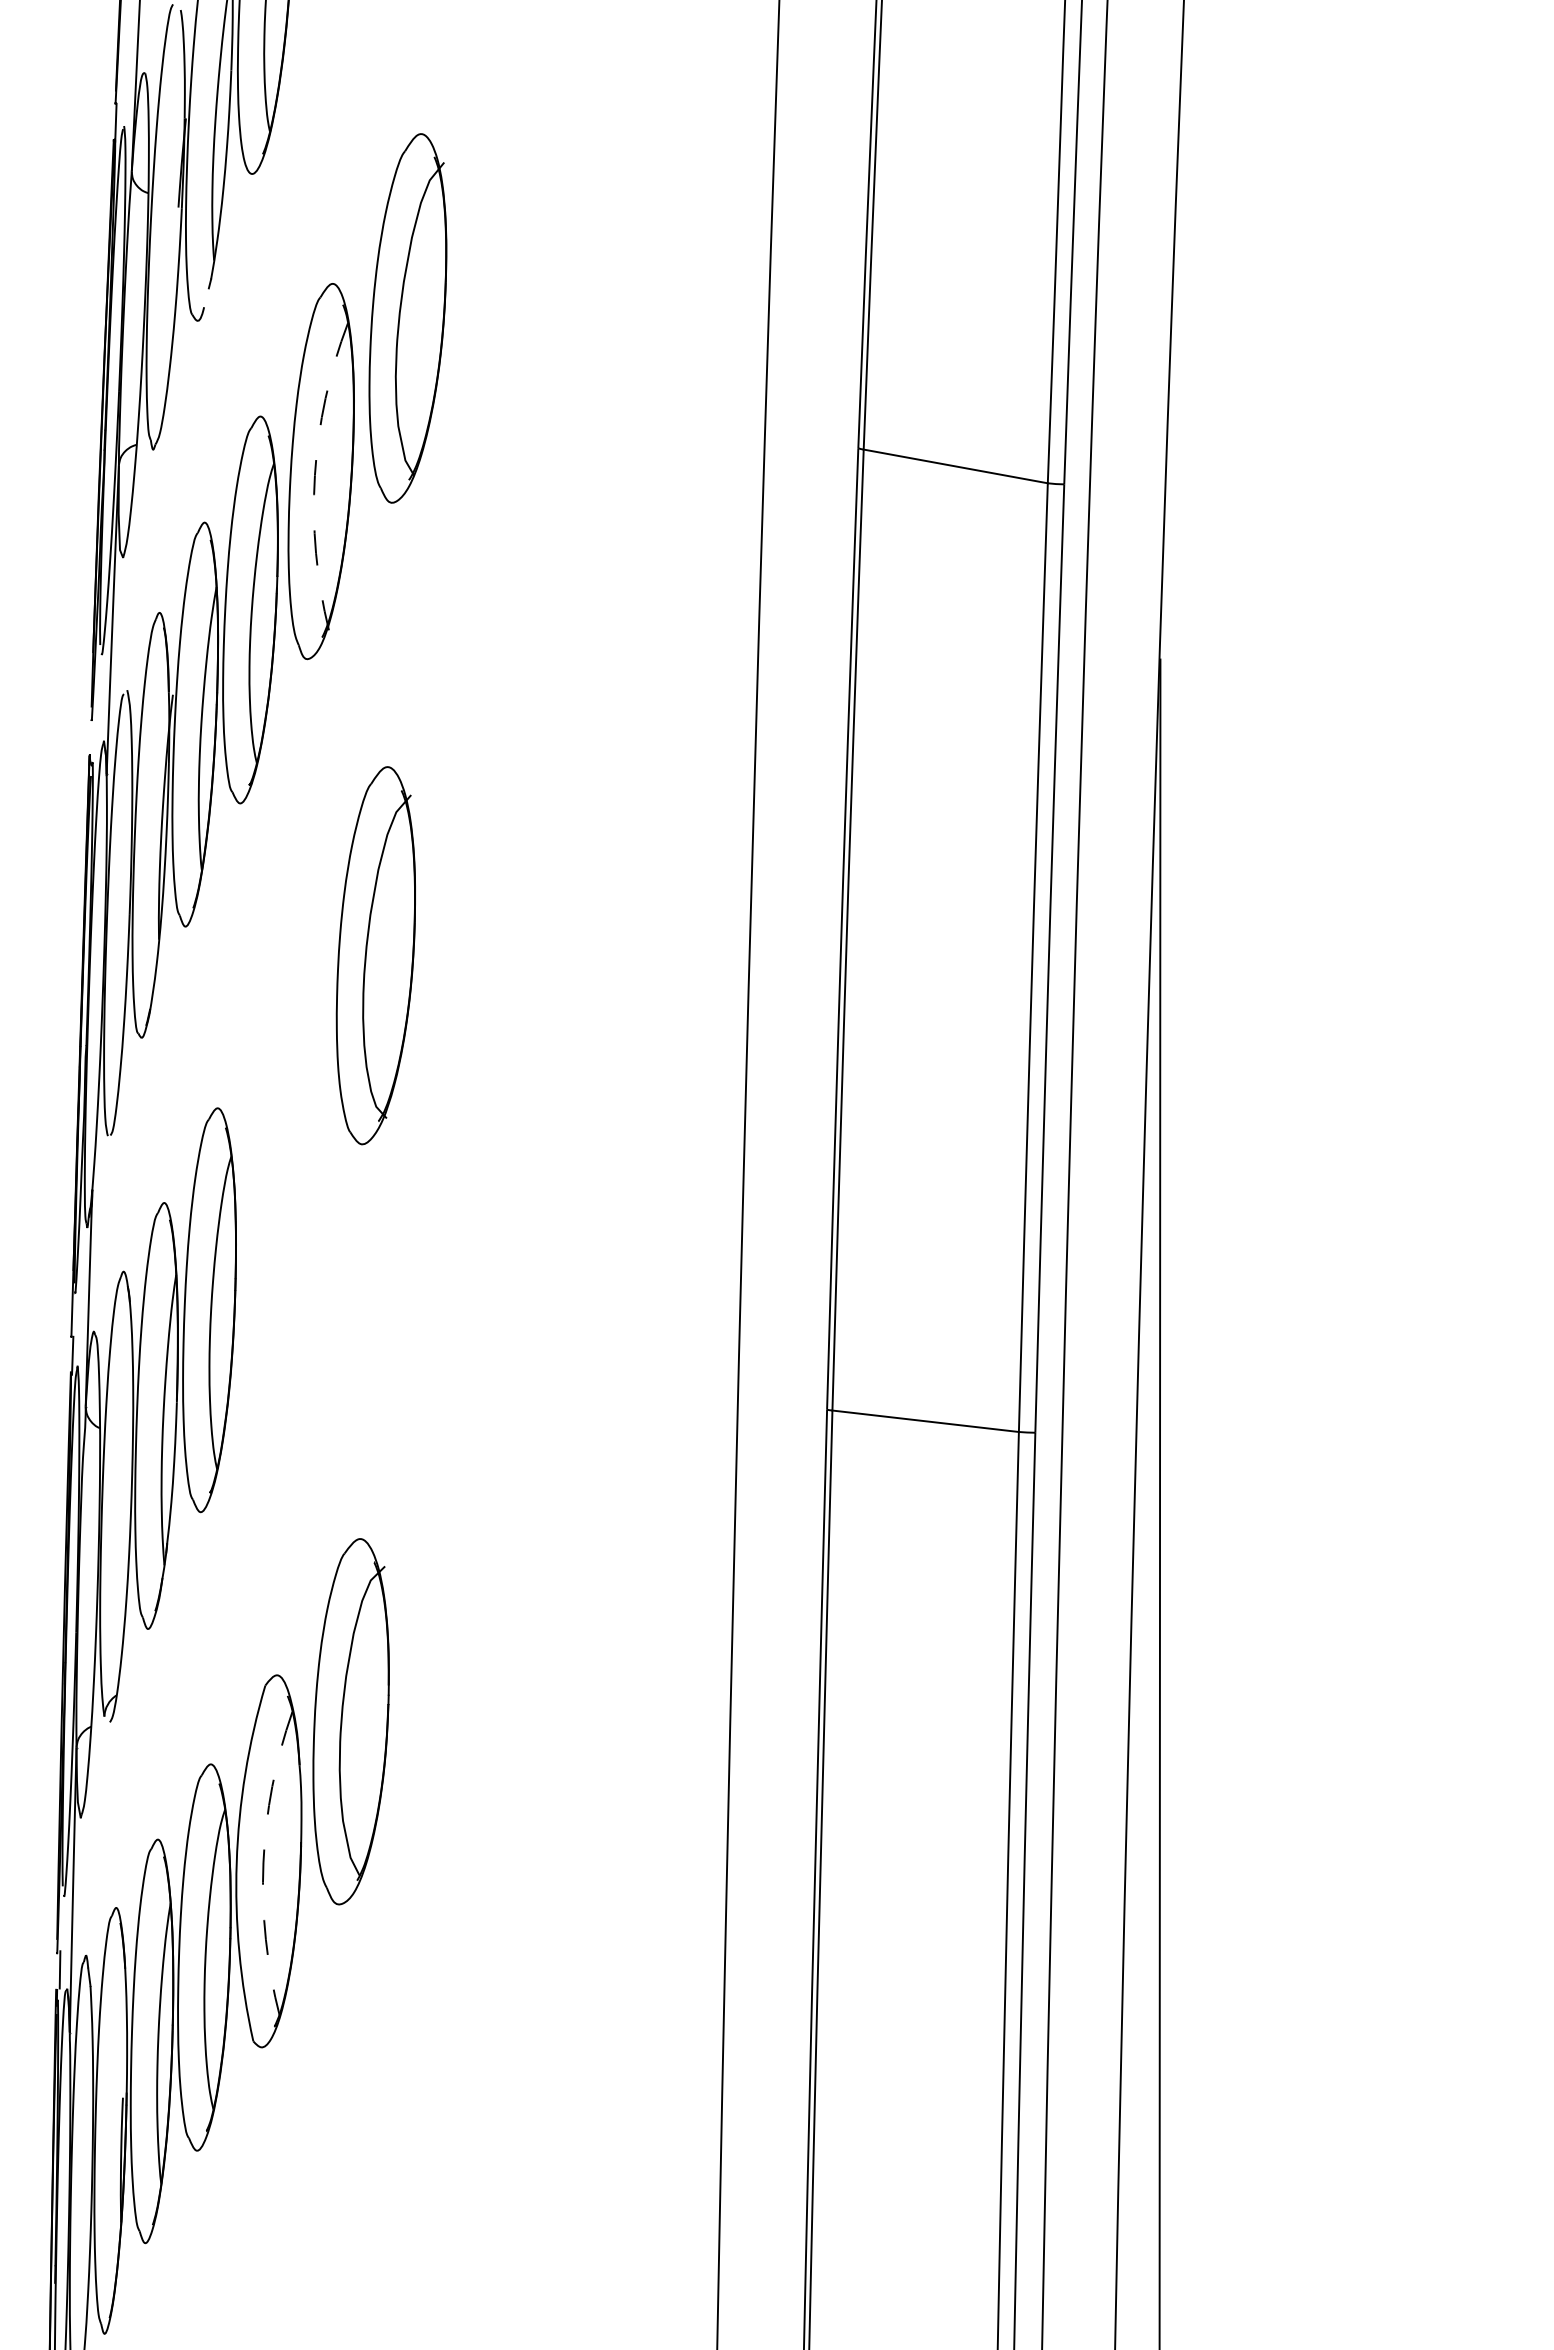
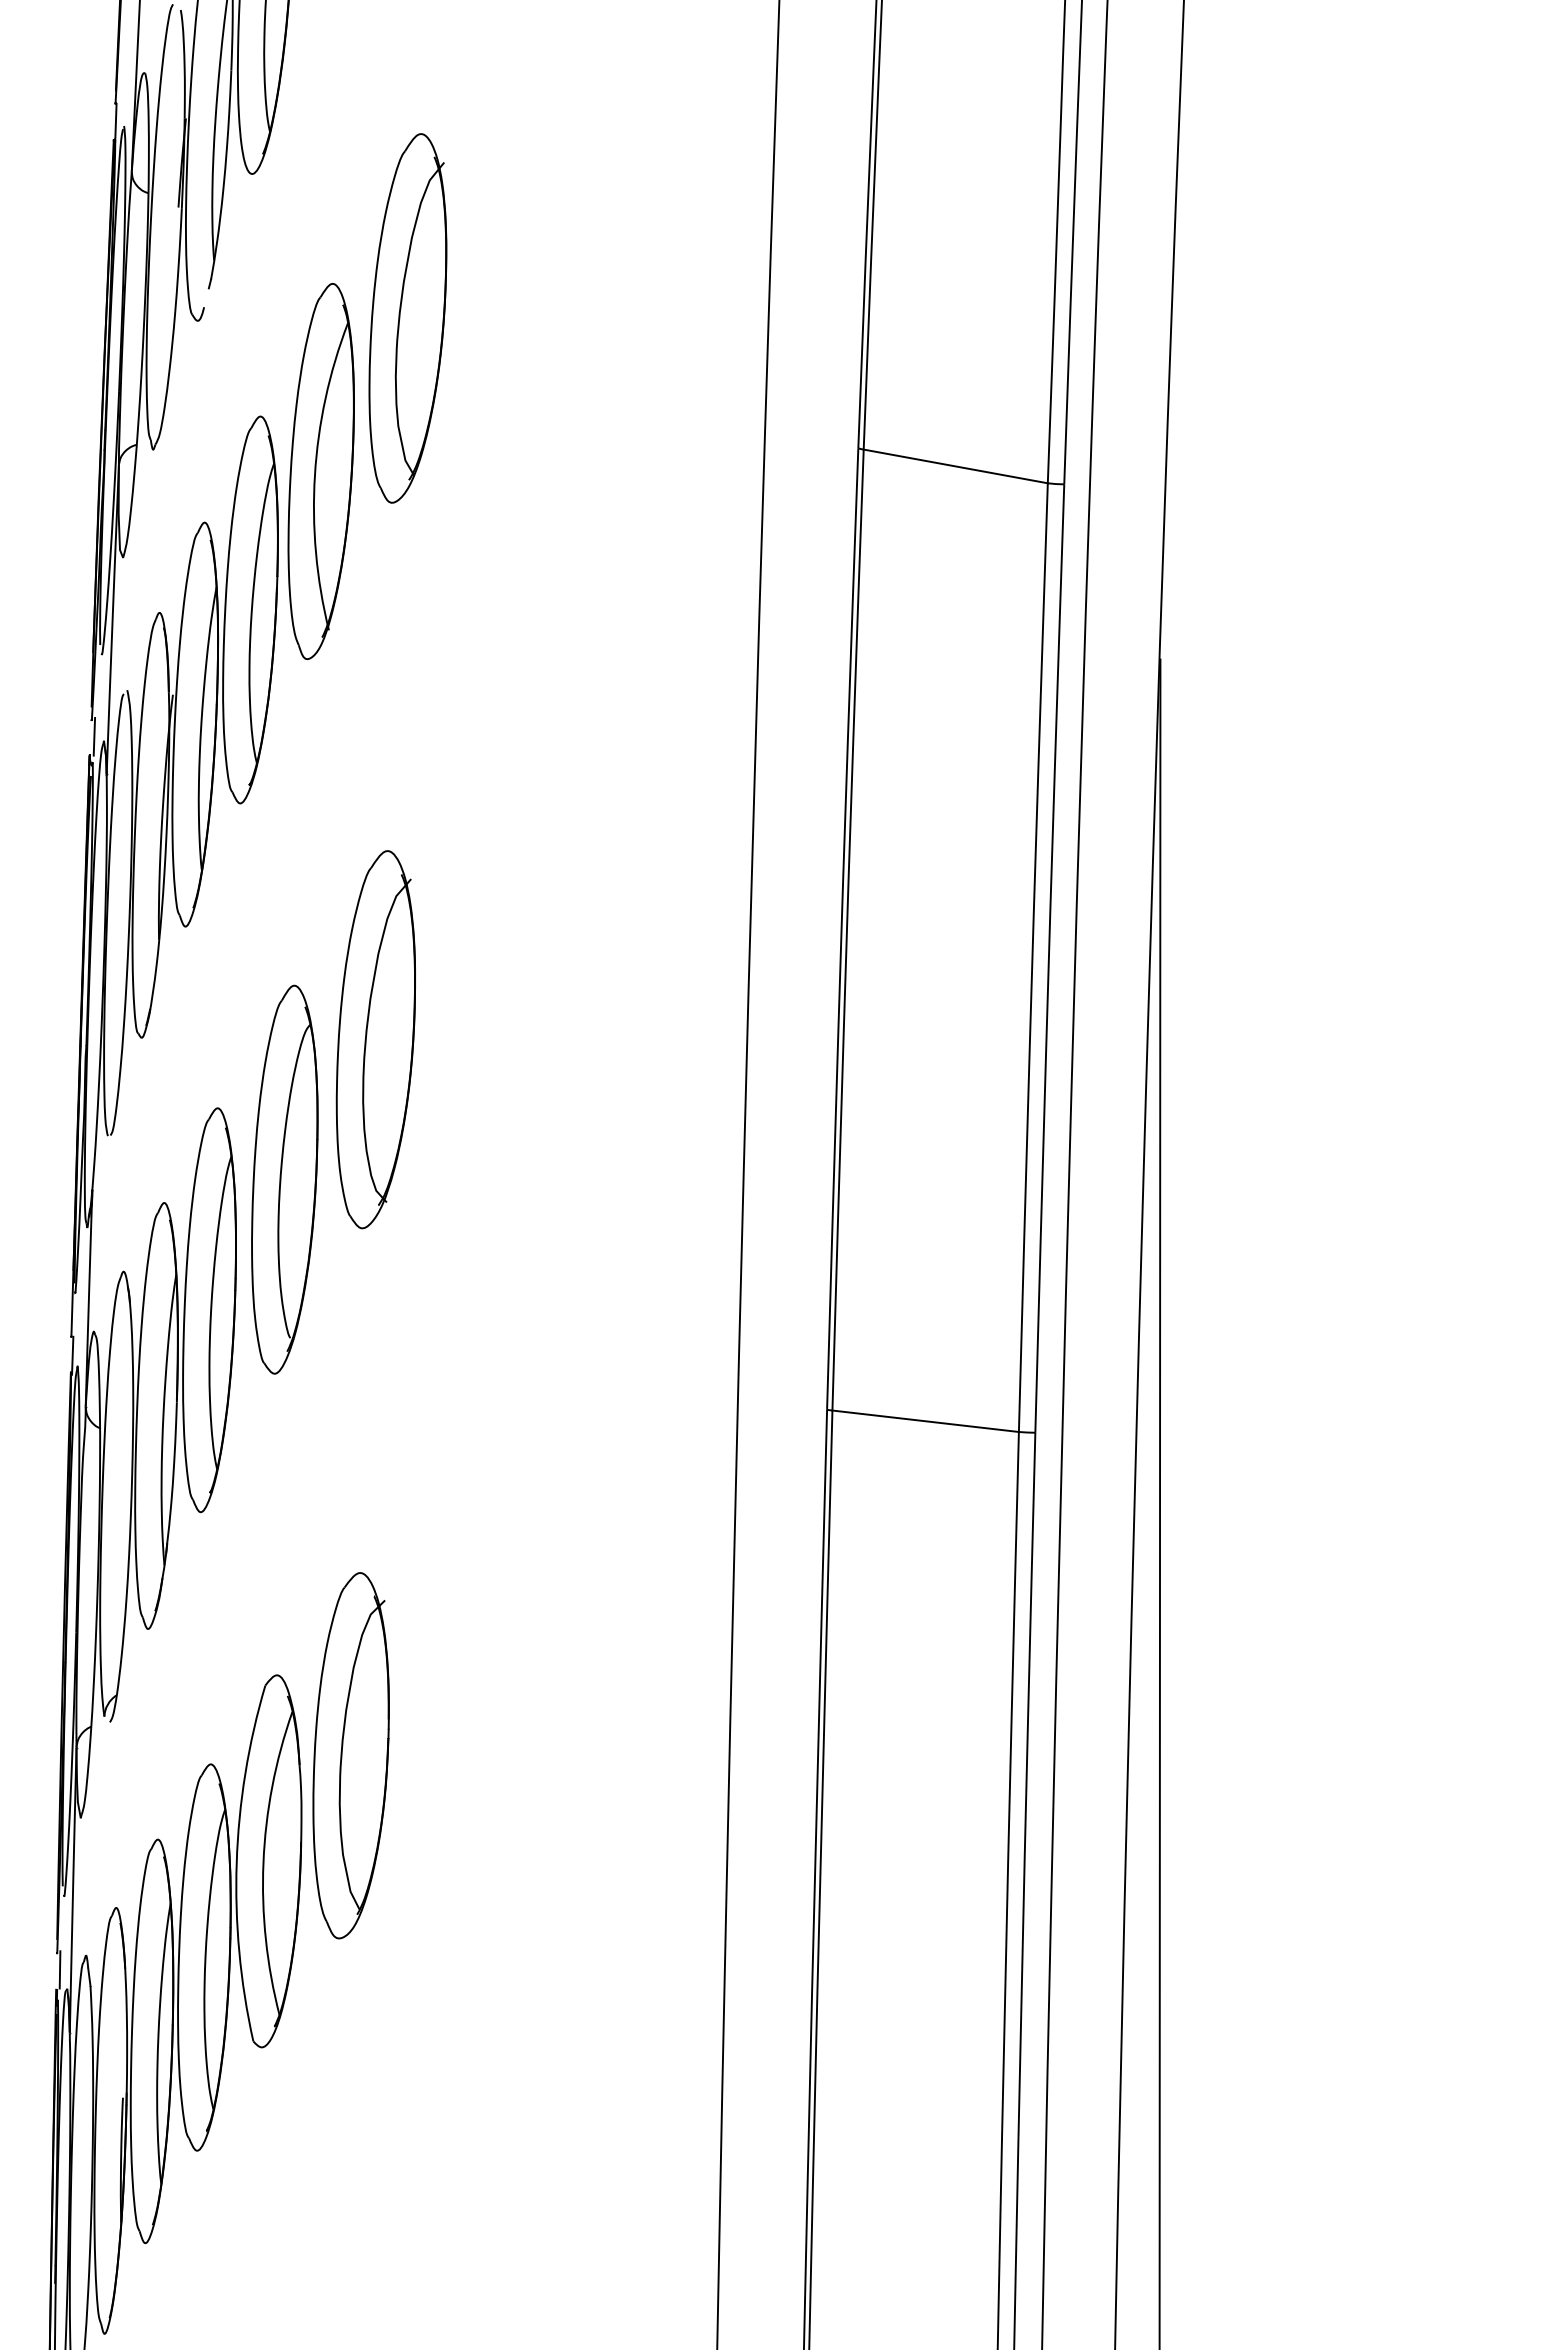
arc: dashed -> solid (314, 475)
line: none -> present (94, 736)
part position: (375, 955) -> (375, 1039) (375, 1039)
part: none -> present (284, 1179)
part position: (350, 1721) -> (350, 1755) (350, 1755)
arc: dashed -> solid (263, 1863)
